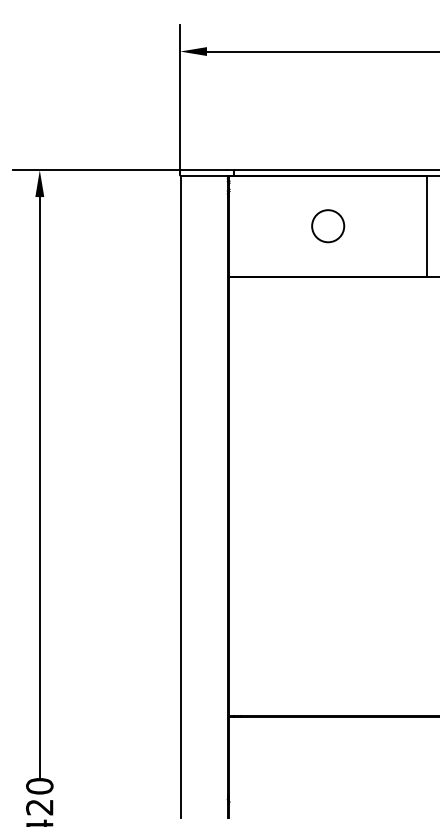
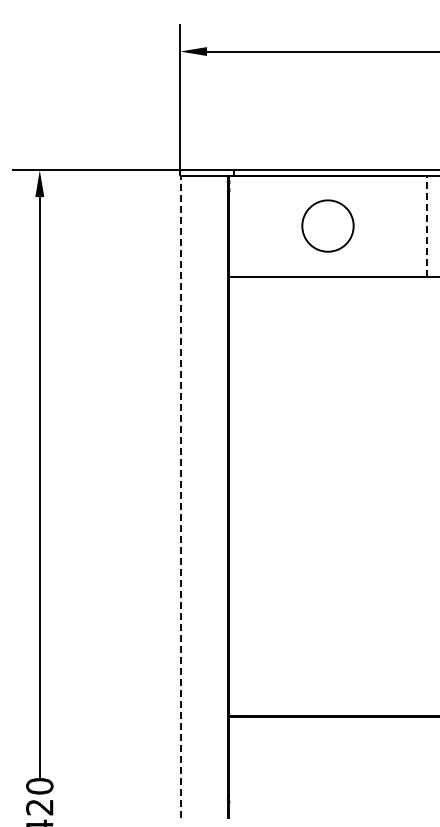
circle size: 35x35 px -> 54x54 px (327, 225)
line: solid -> dashed (426, 226)
line: solid -> dashed (180, 496)
